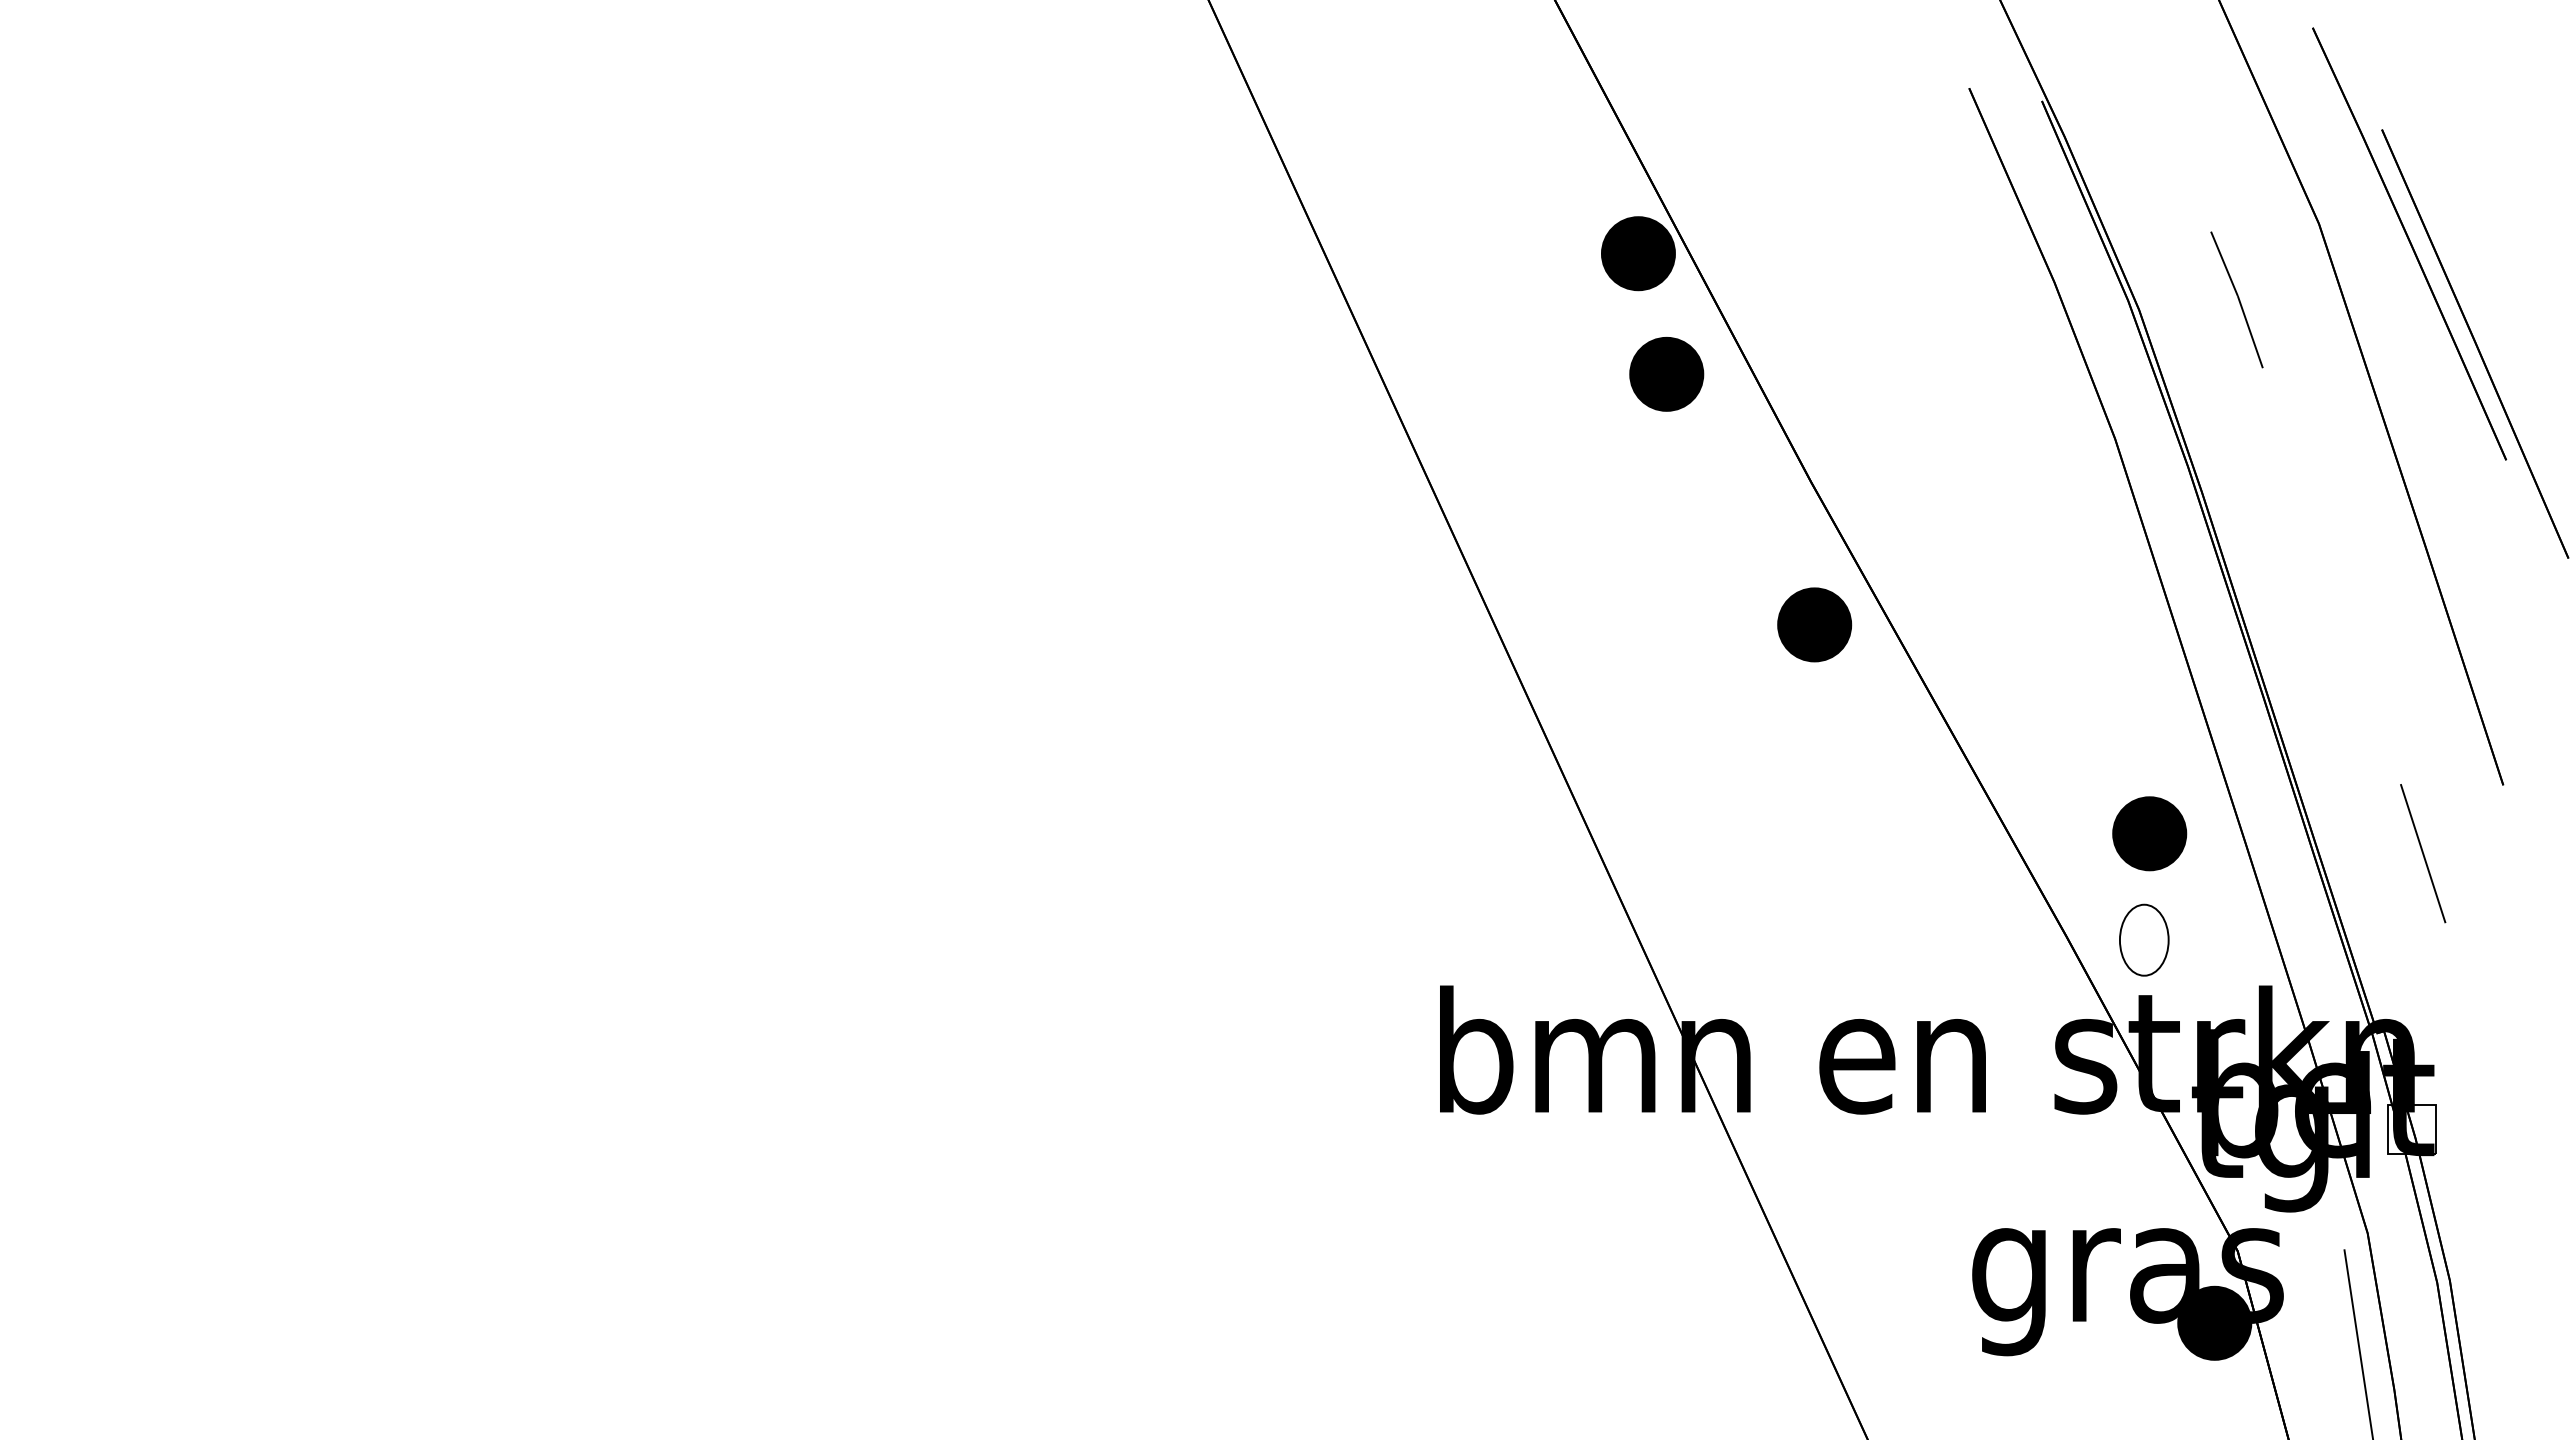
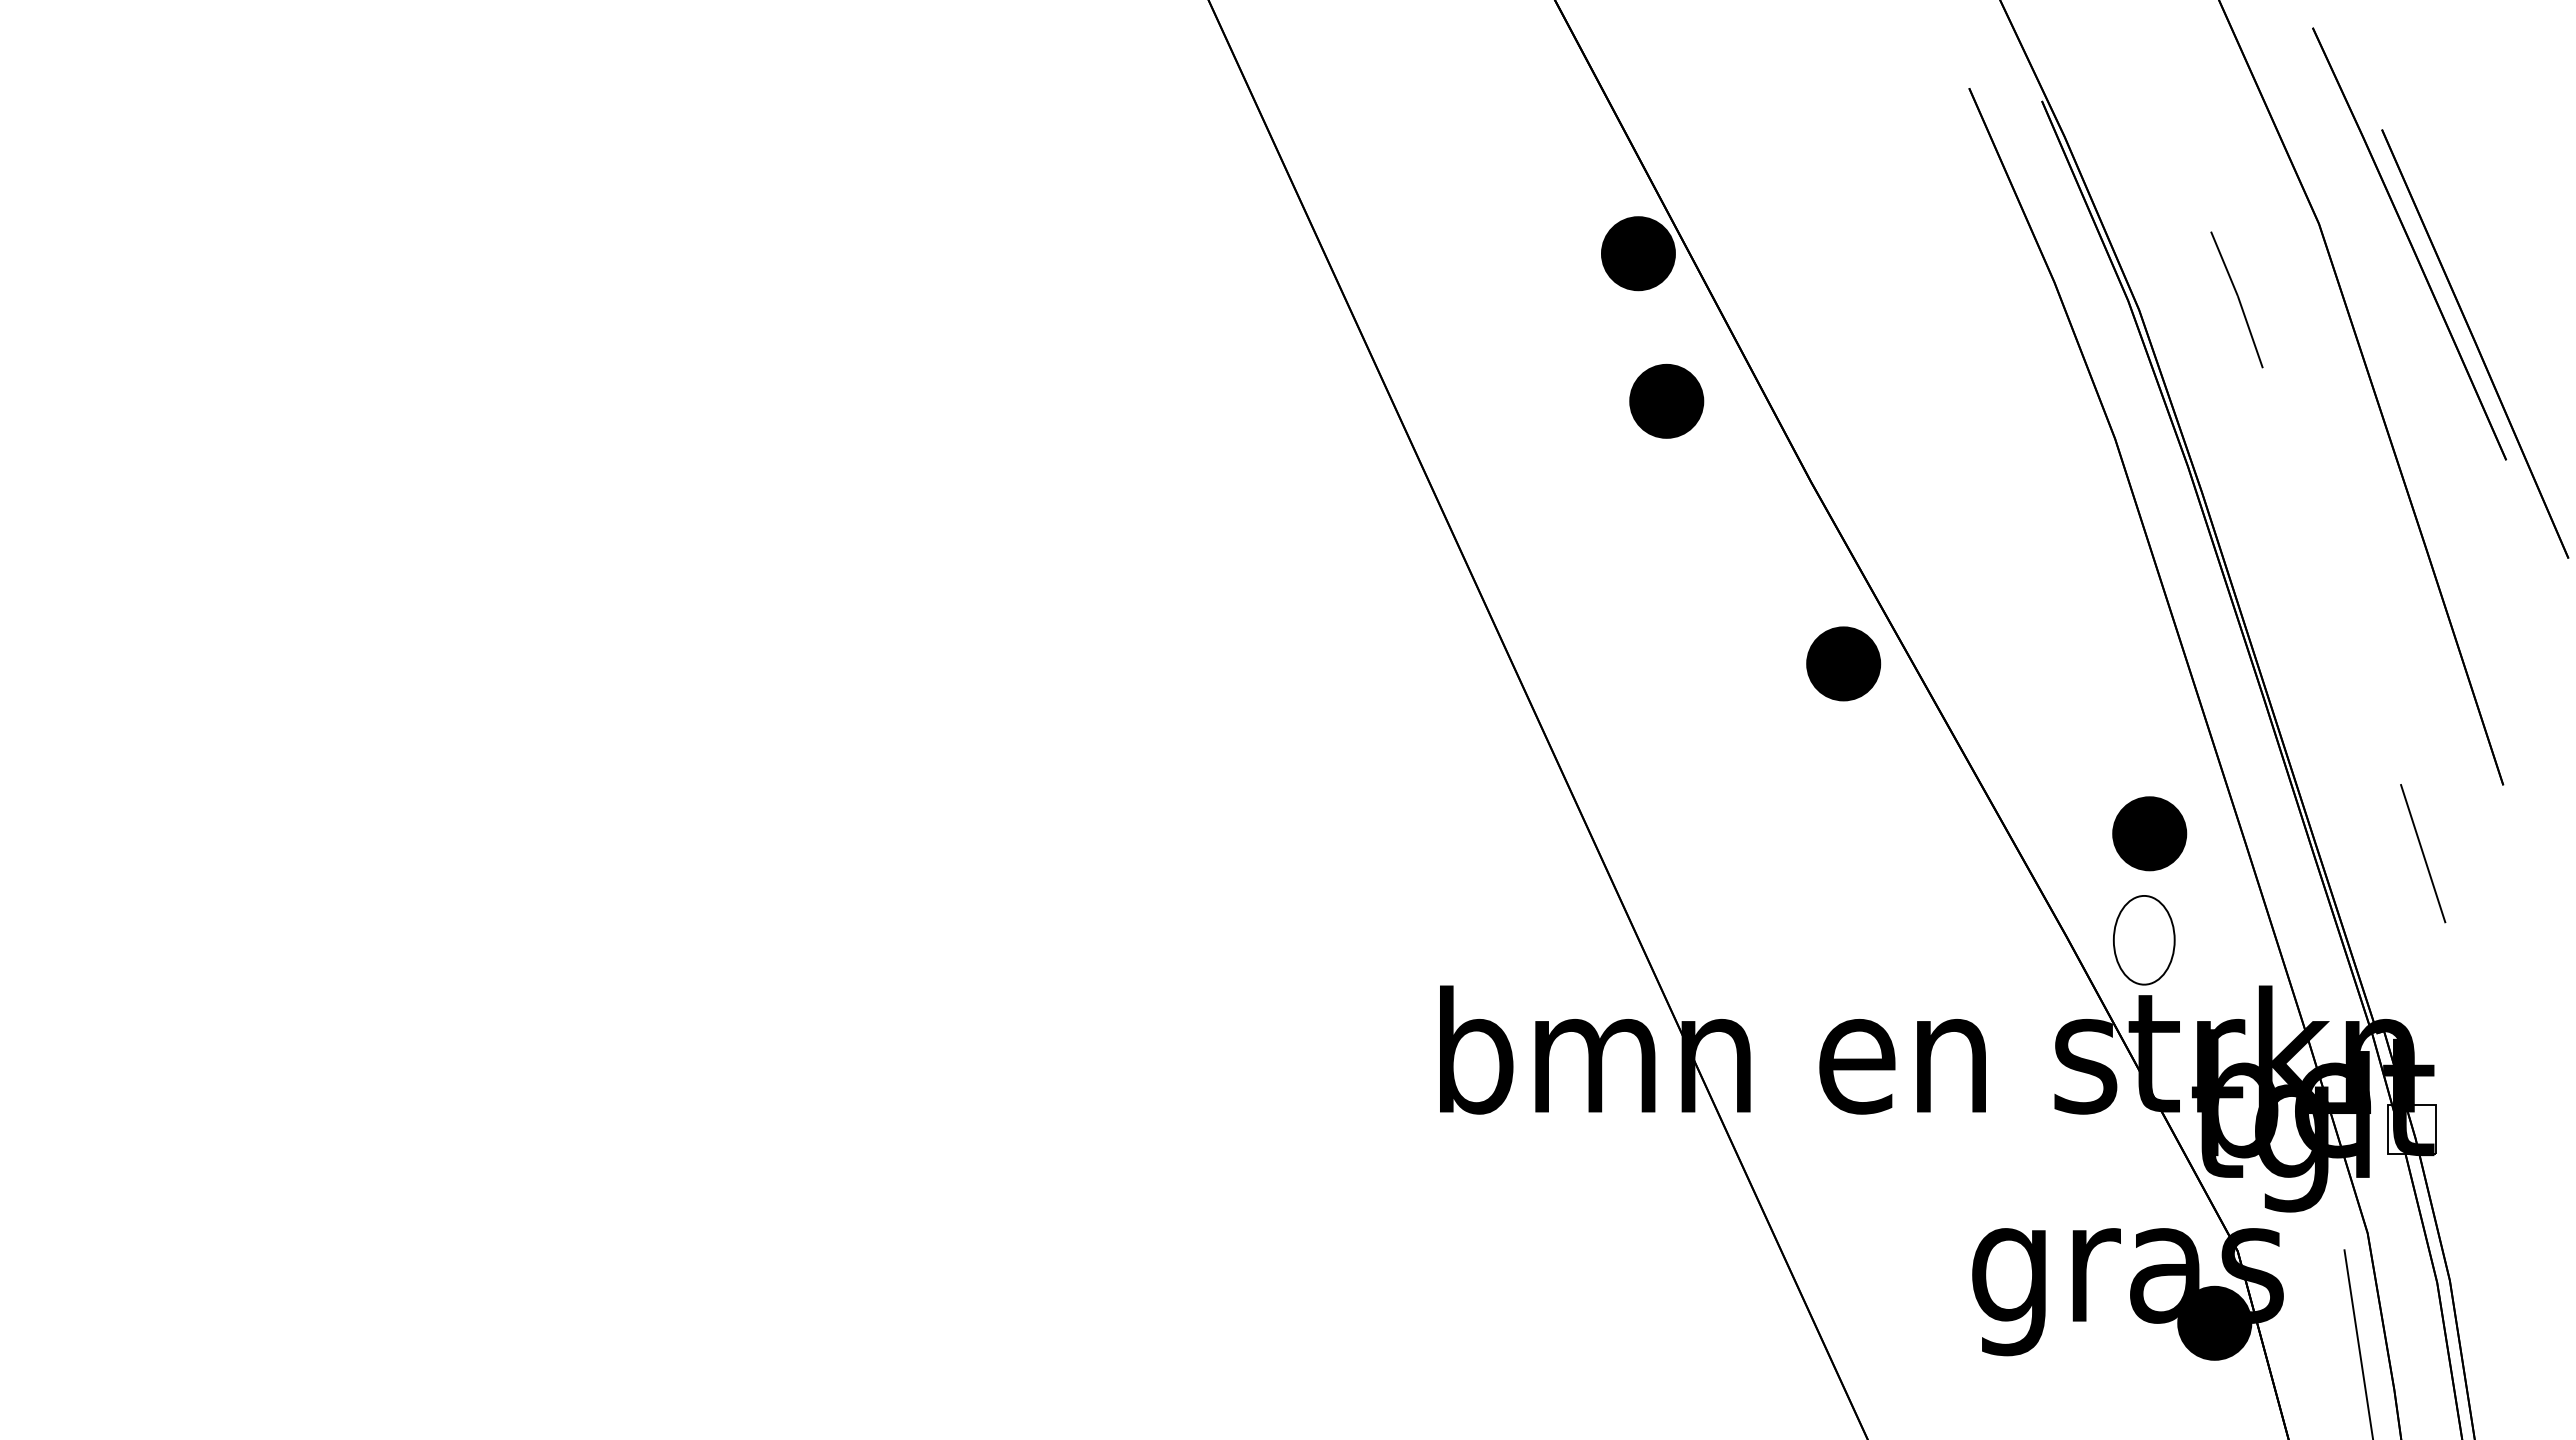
part position: (1666, 374) -> (1666, 401) (1666, 401)
part position: (1814, 624) -> (1843, 663) (1843, 663)
part size: 51x74 px -> 63x91 px (2144, 940)
